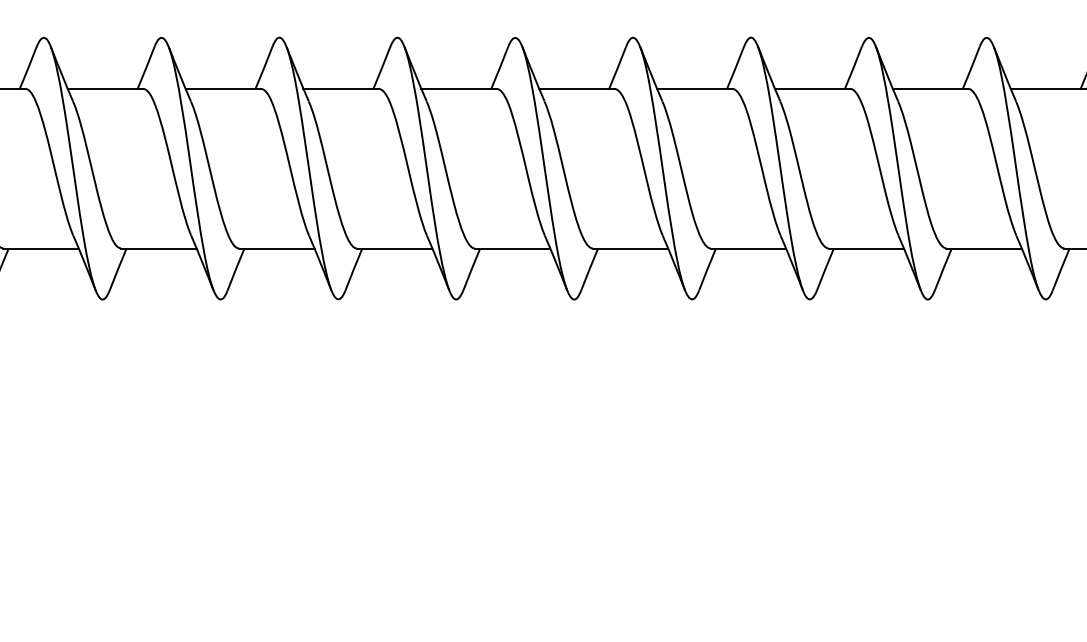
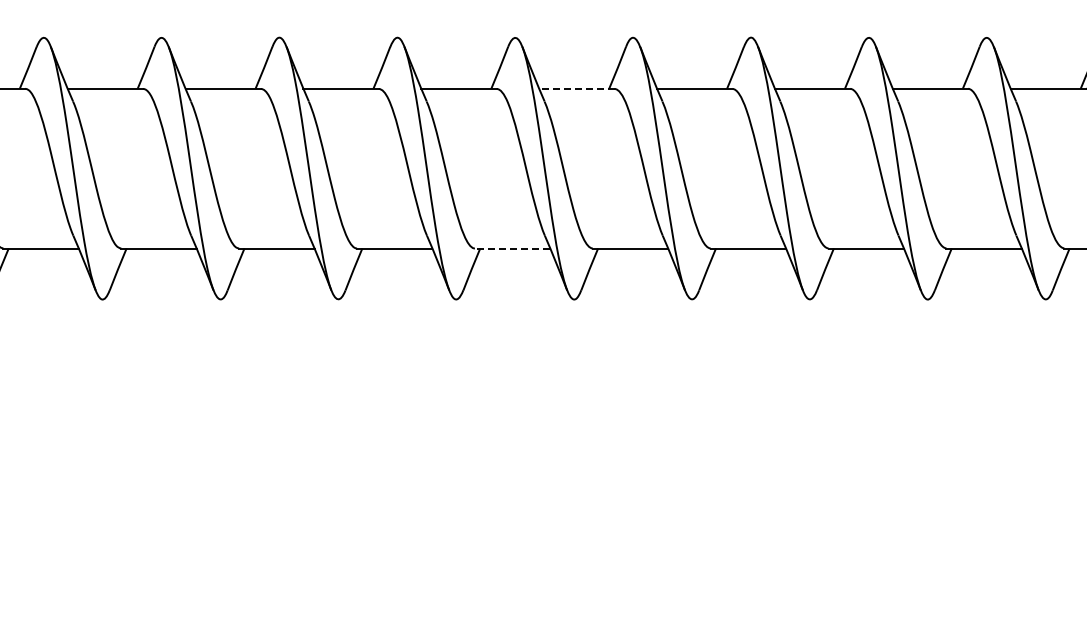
line: solid -> dashed (576, 88)
line: solid -> dashed (512, 248)
